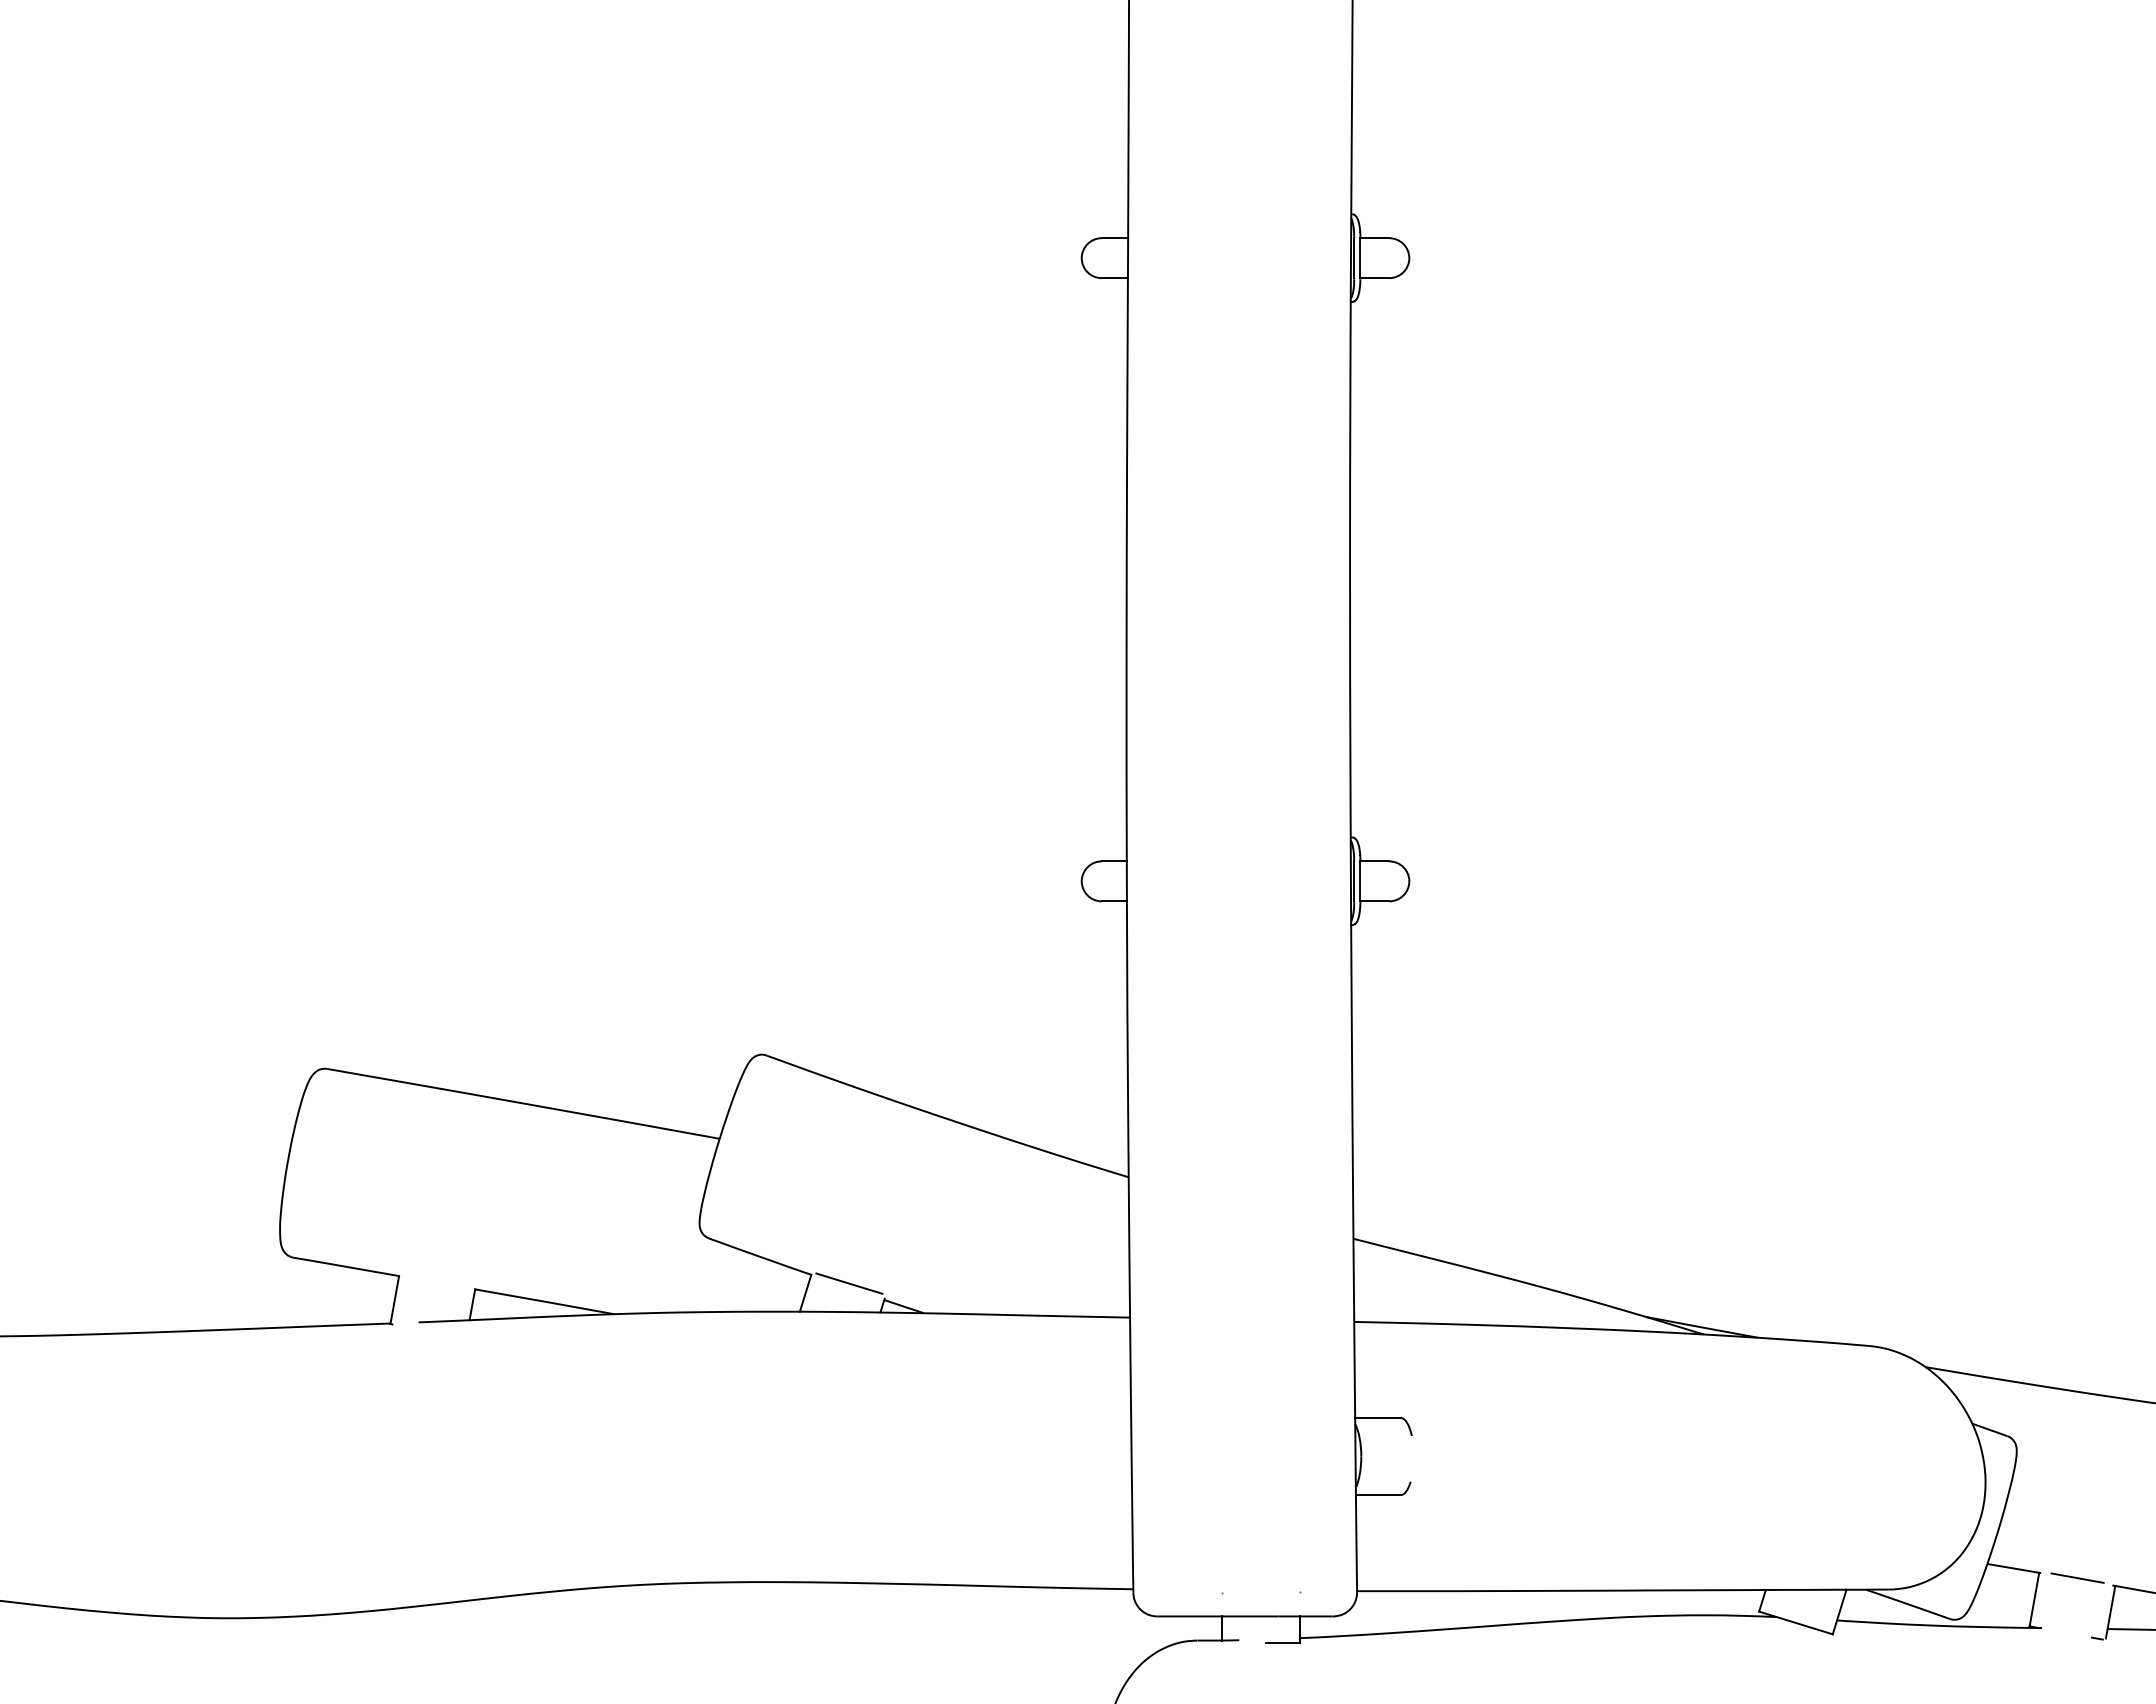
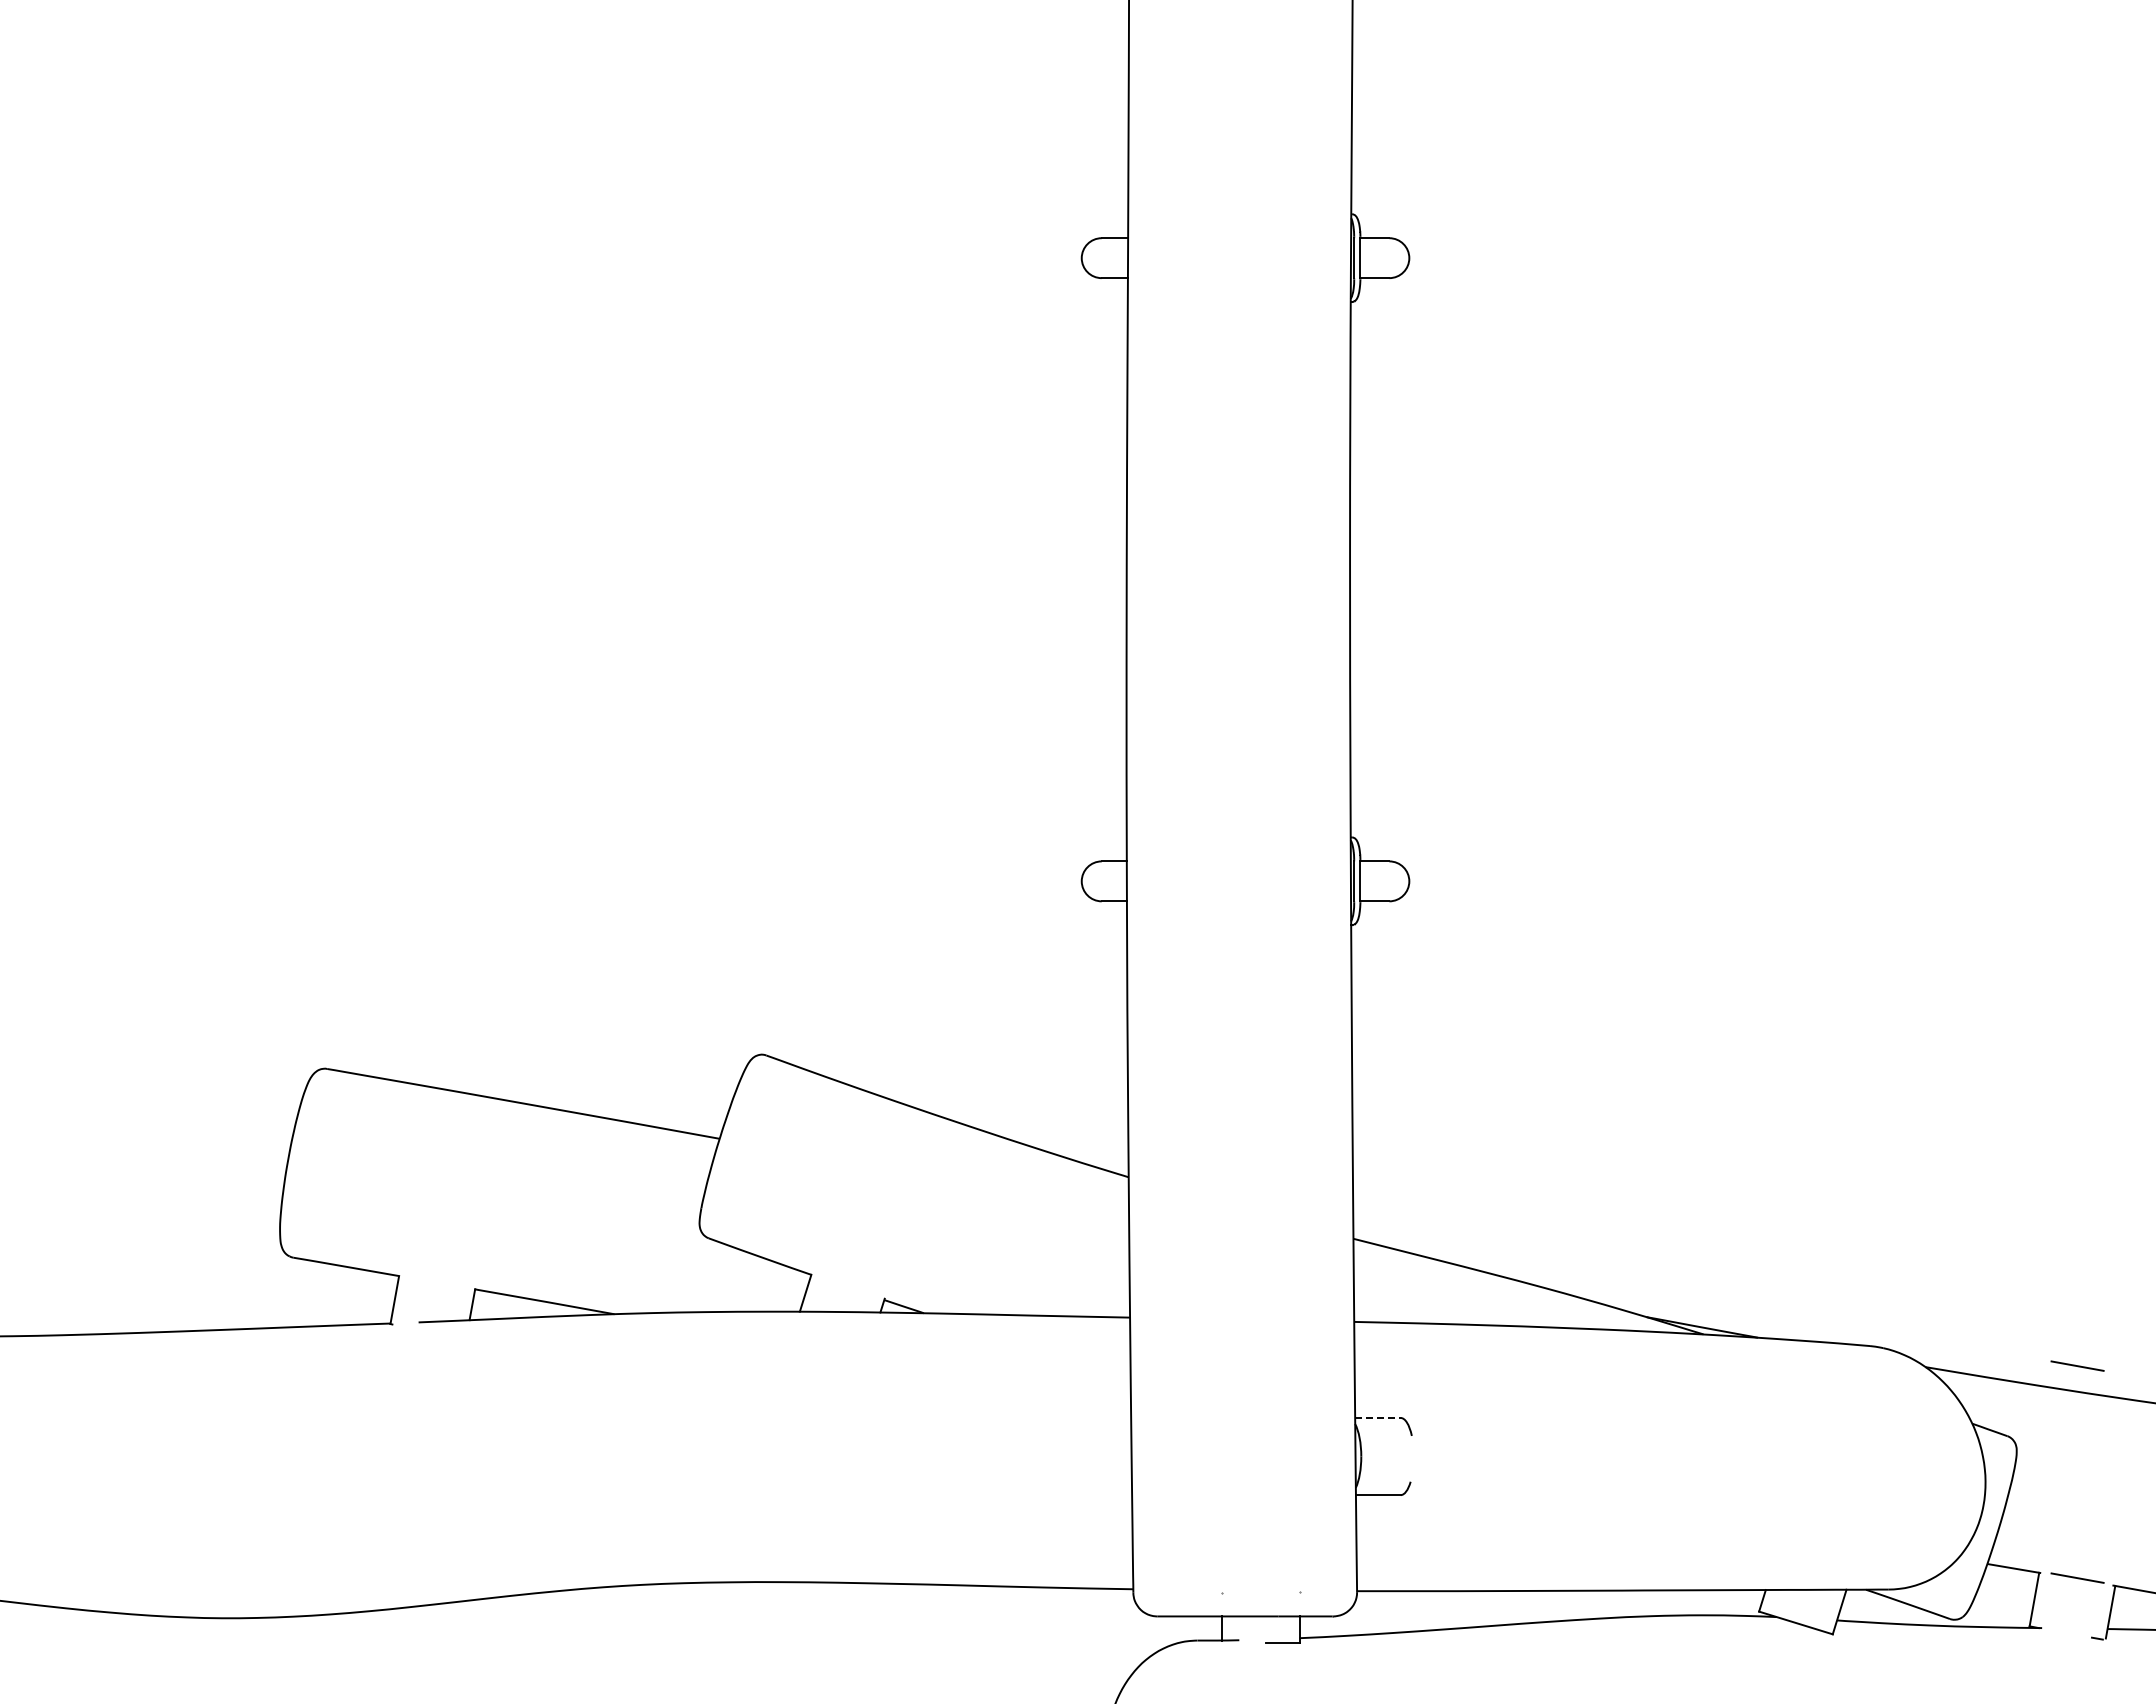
line: present -> none (849, 1283)
line: none -> present (2077, 1365)
line: solid -> dashed (1377, 1417)
